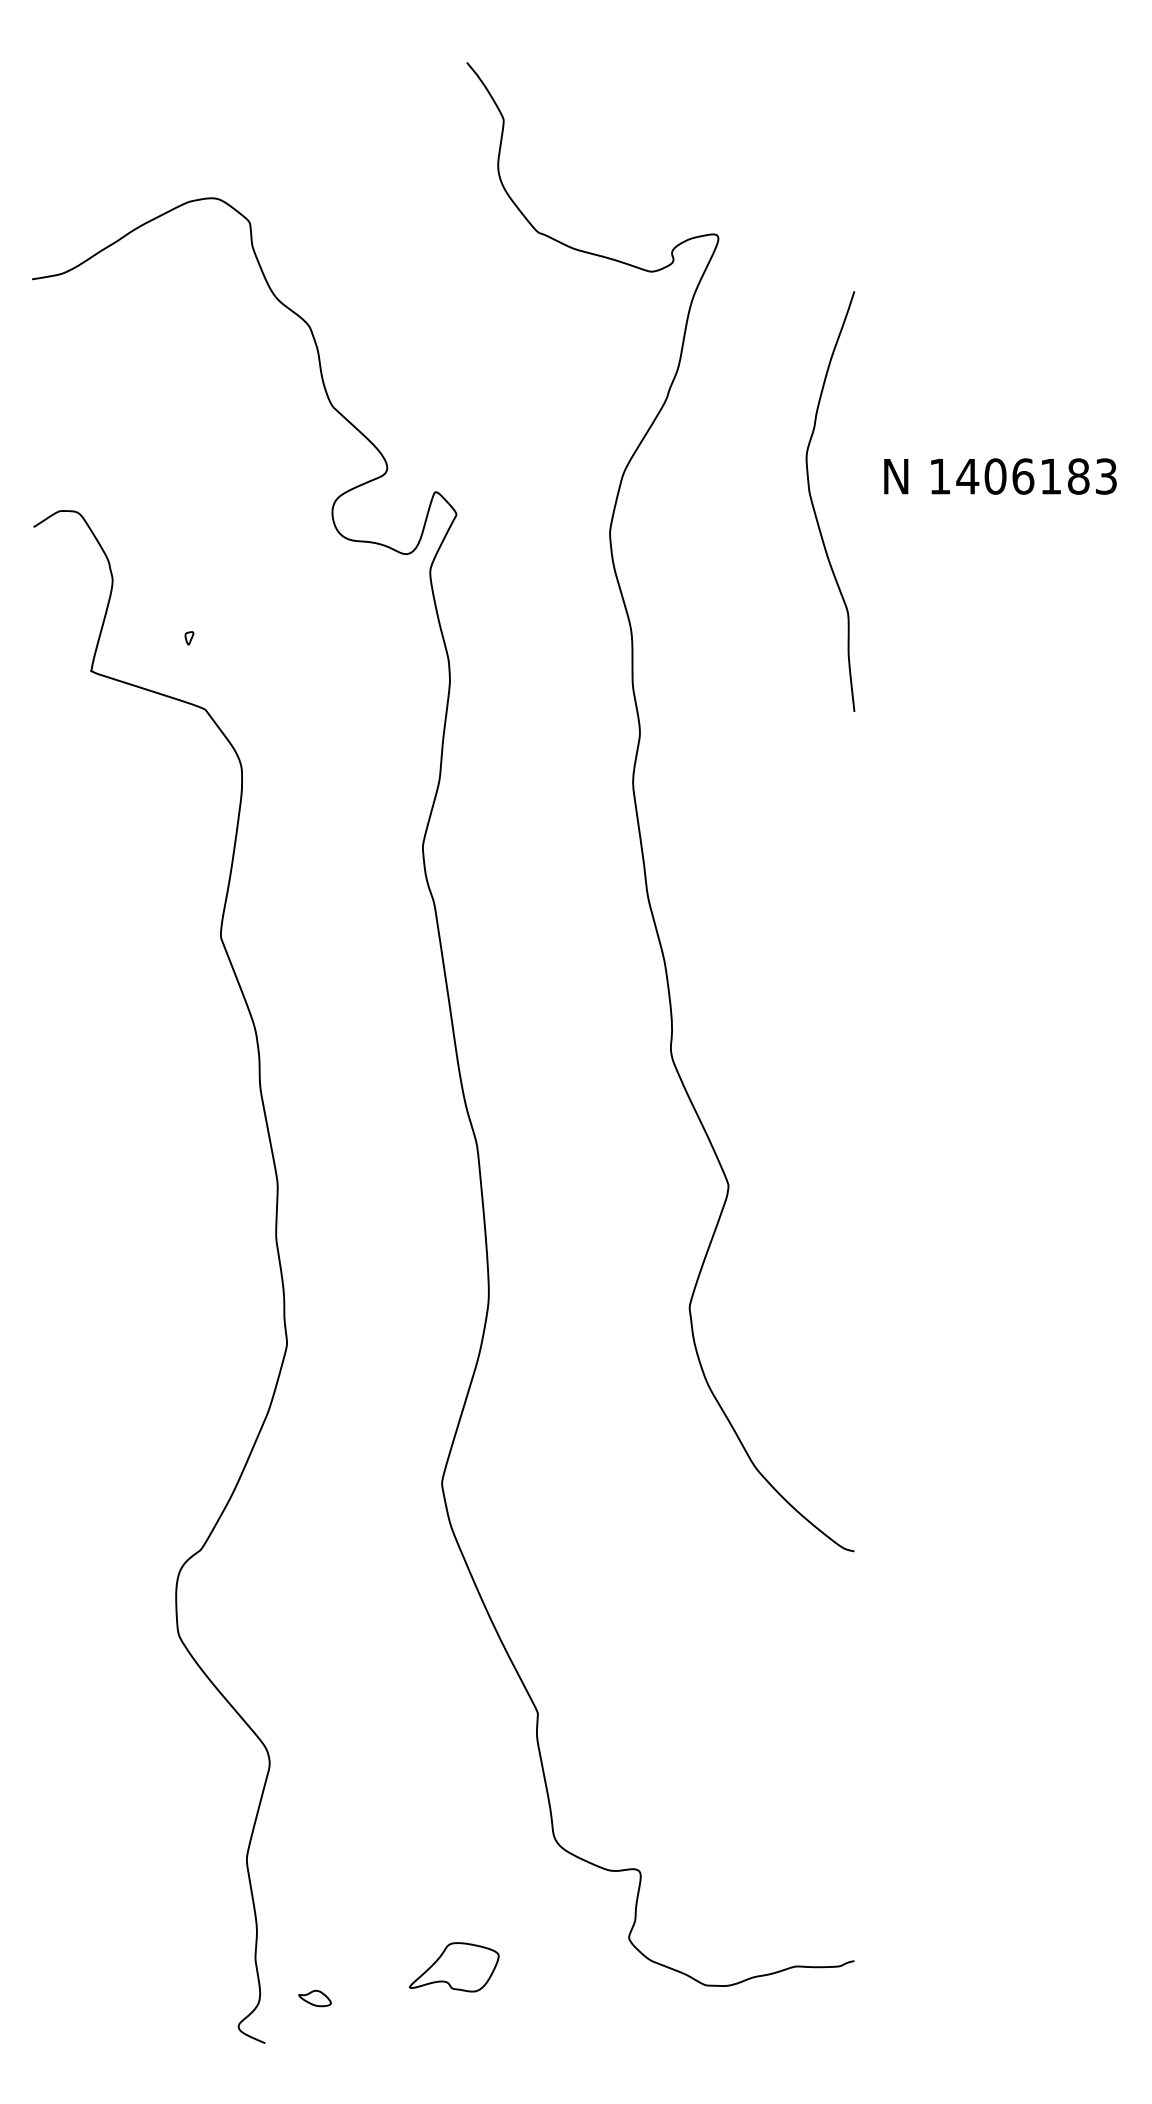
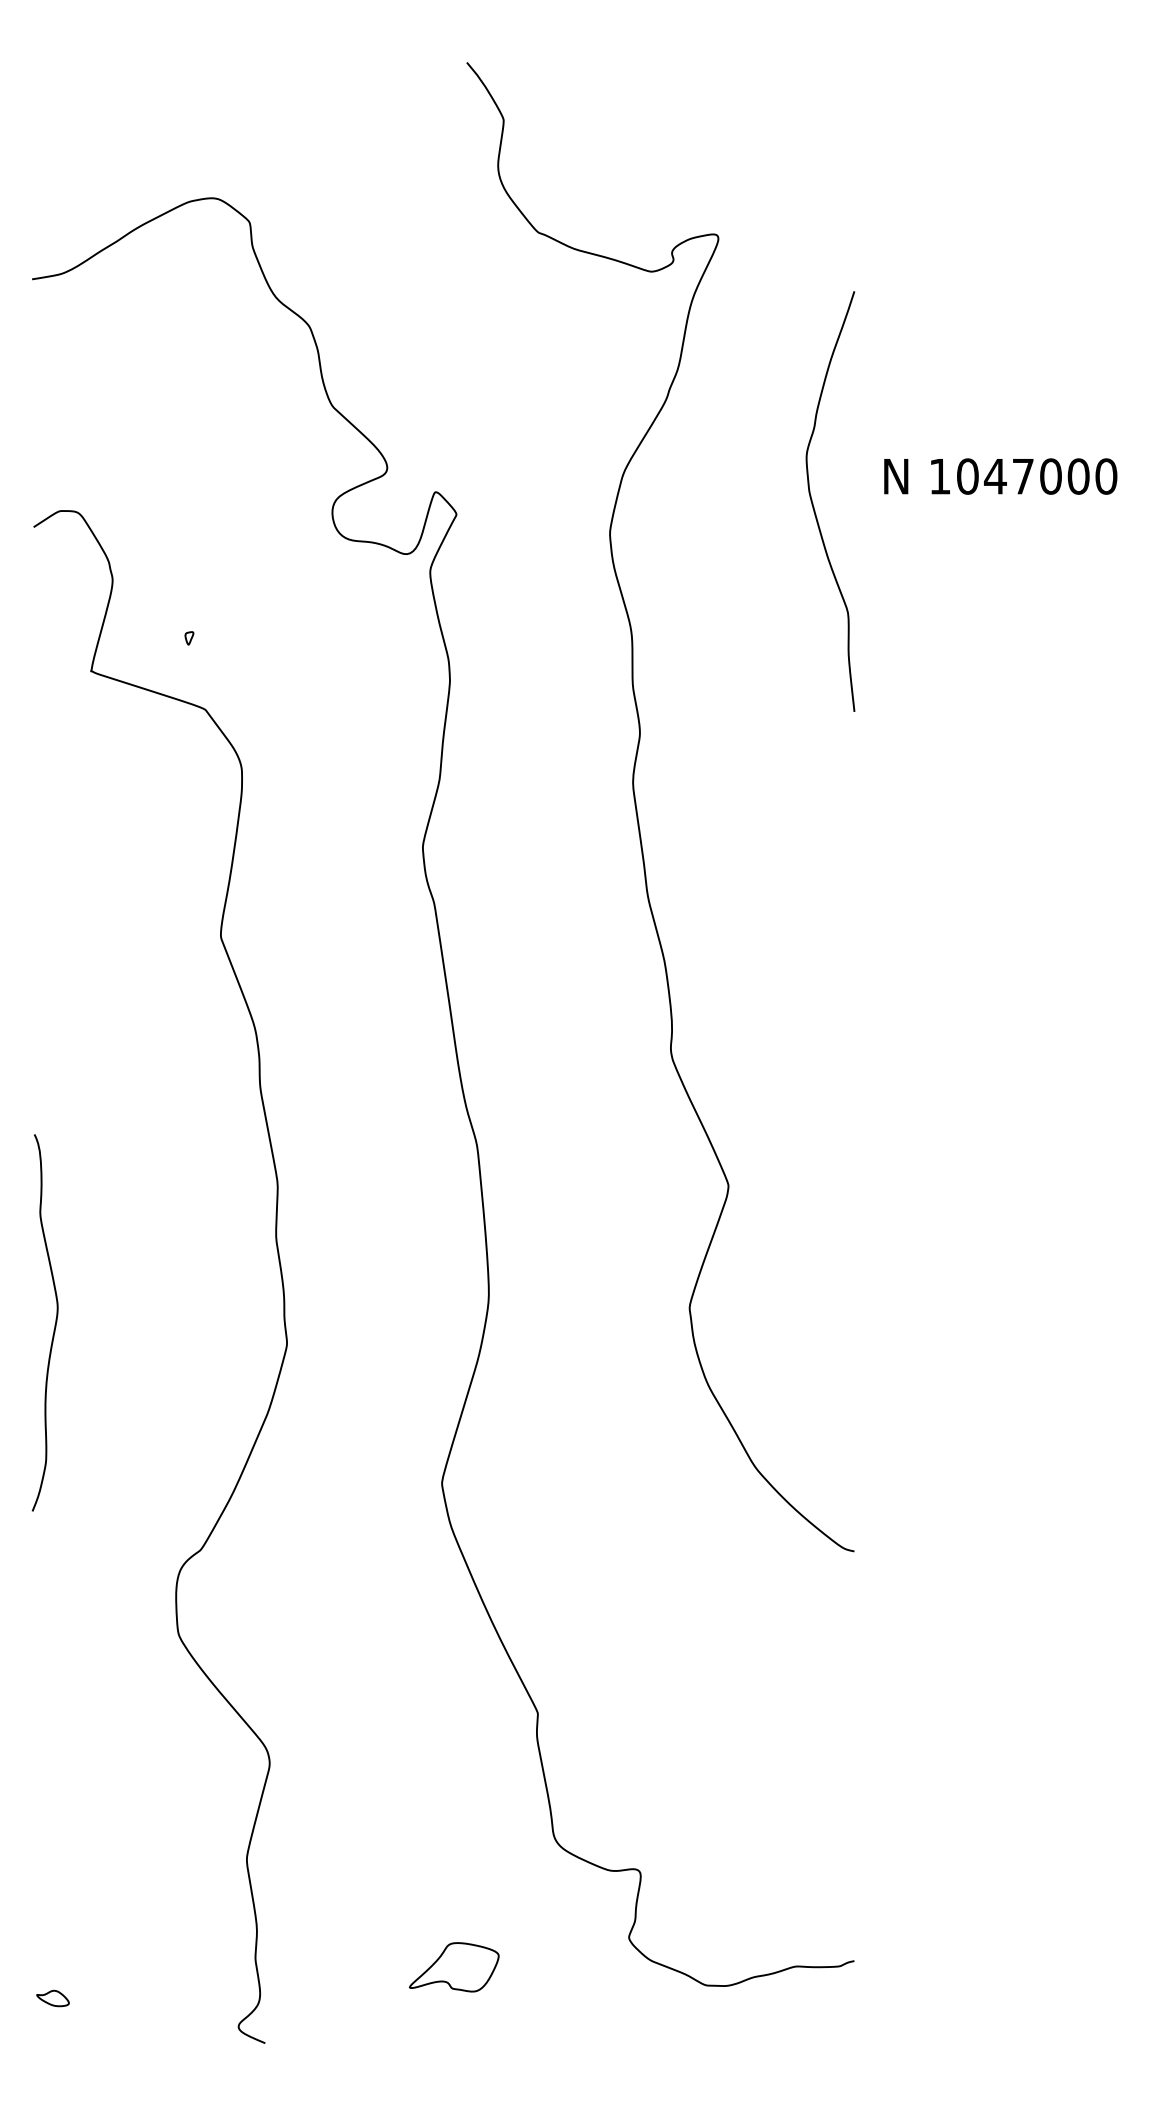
text: 1406183 -> 1047000 (1036, 476)
curve: none -> present (54, 1324)
part position: (314, 1998) -> (52, 1998) (52, 1998)
